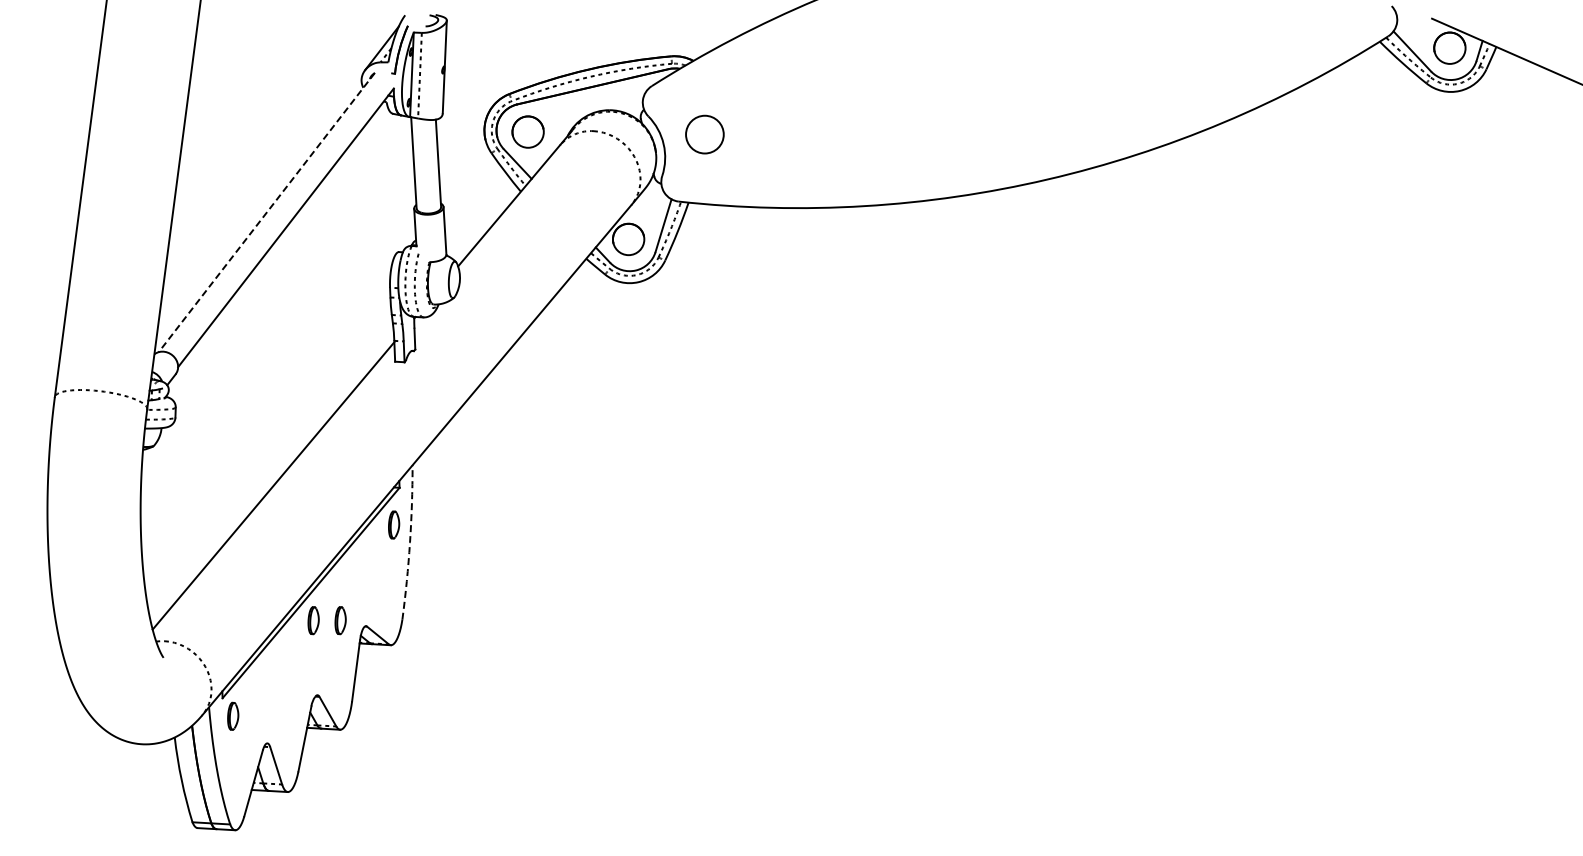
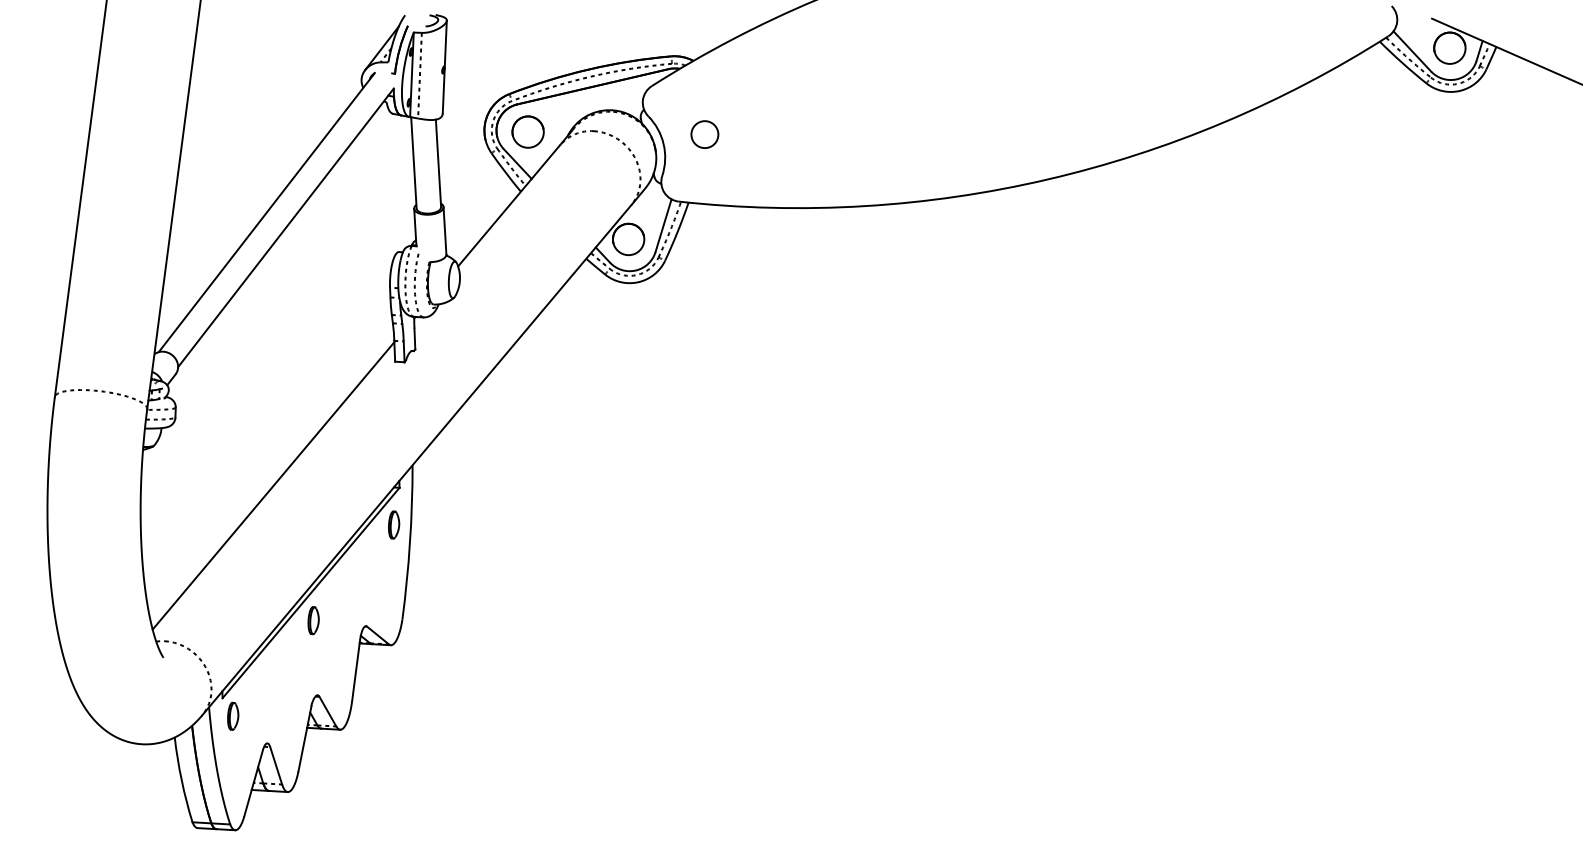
circle diameter: 38 px -> 27 px (704, 134)
line: dashed -> solid (266, 212)
arc: dashed -> solid (410, 542)
part: present -> none (340, 620)
